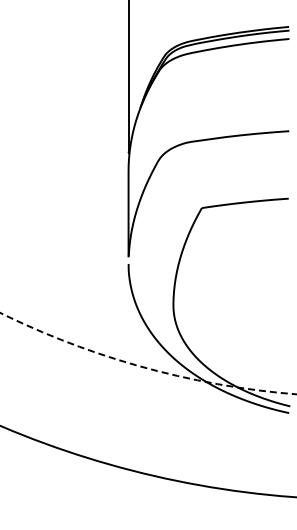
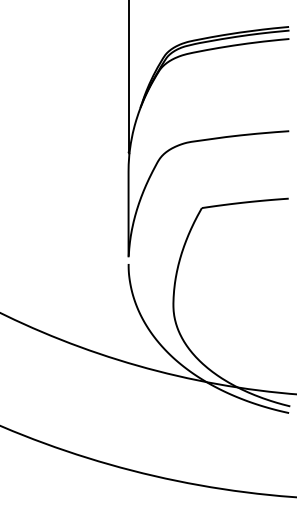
circle: dashed -> solid (148, 353)
